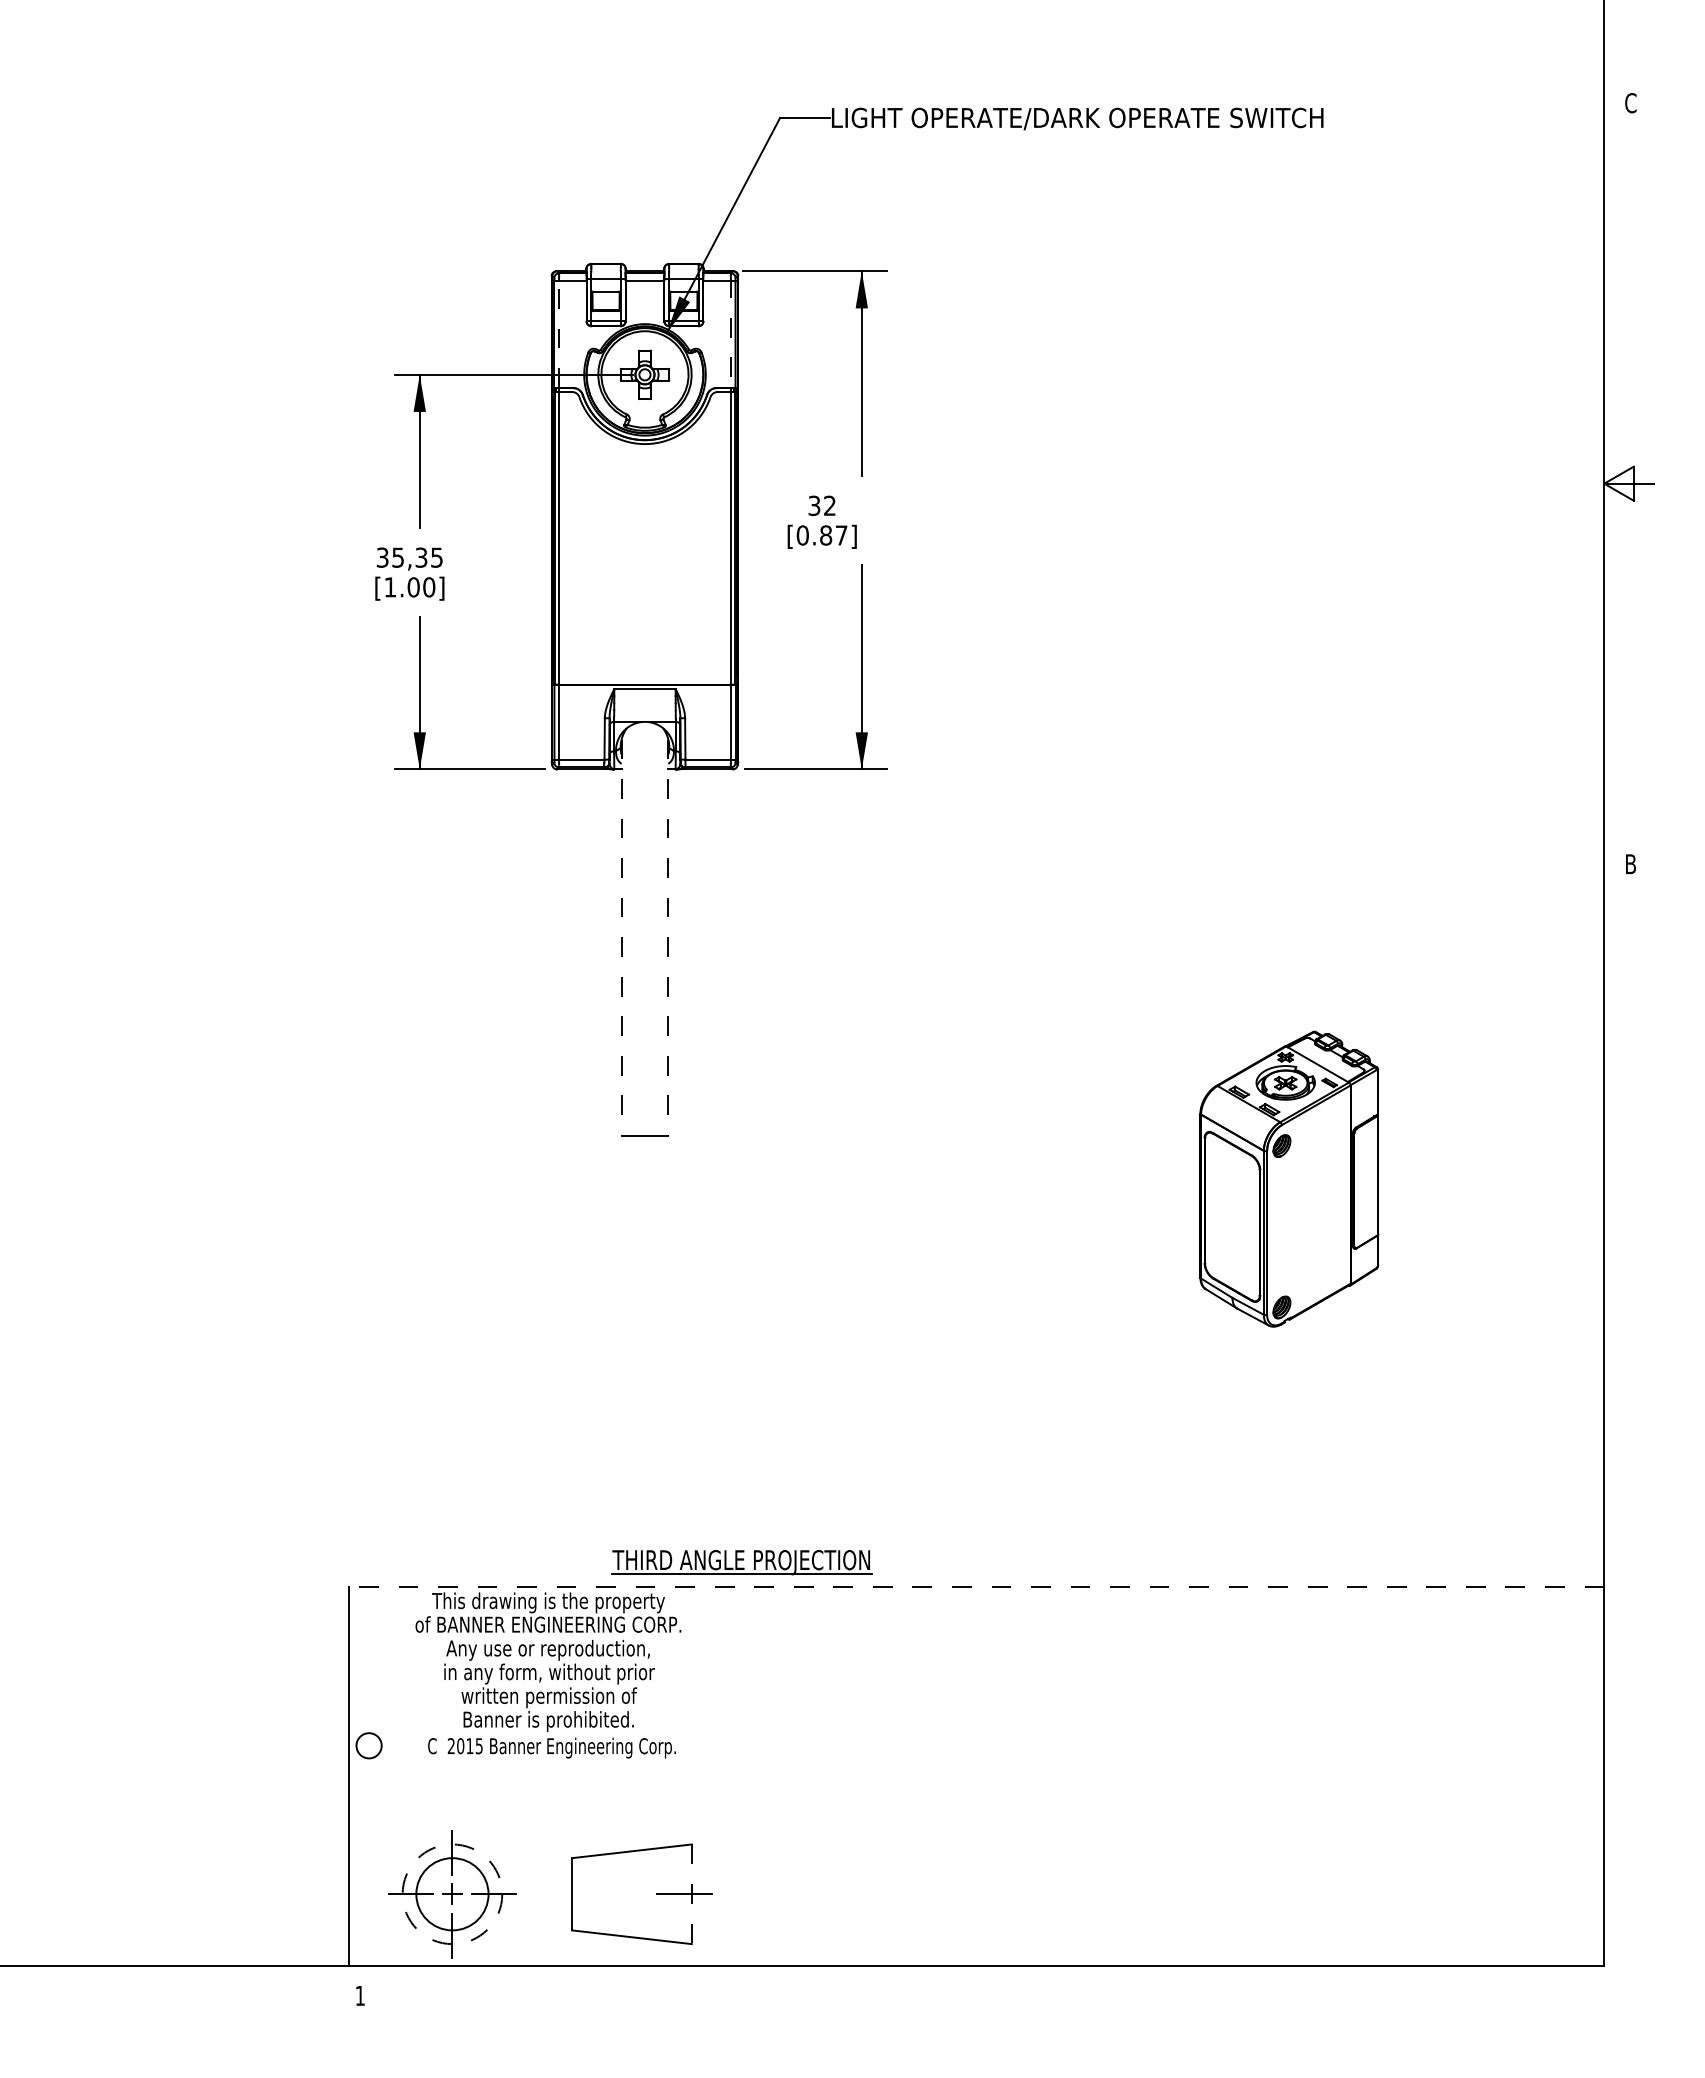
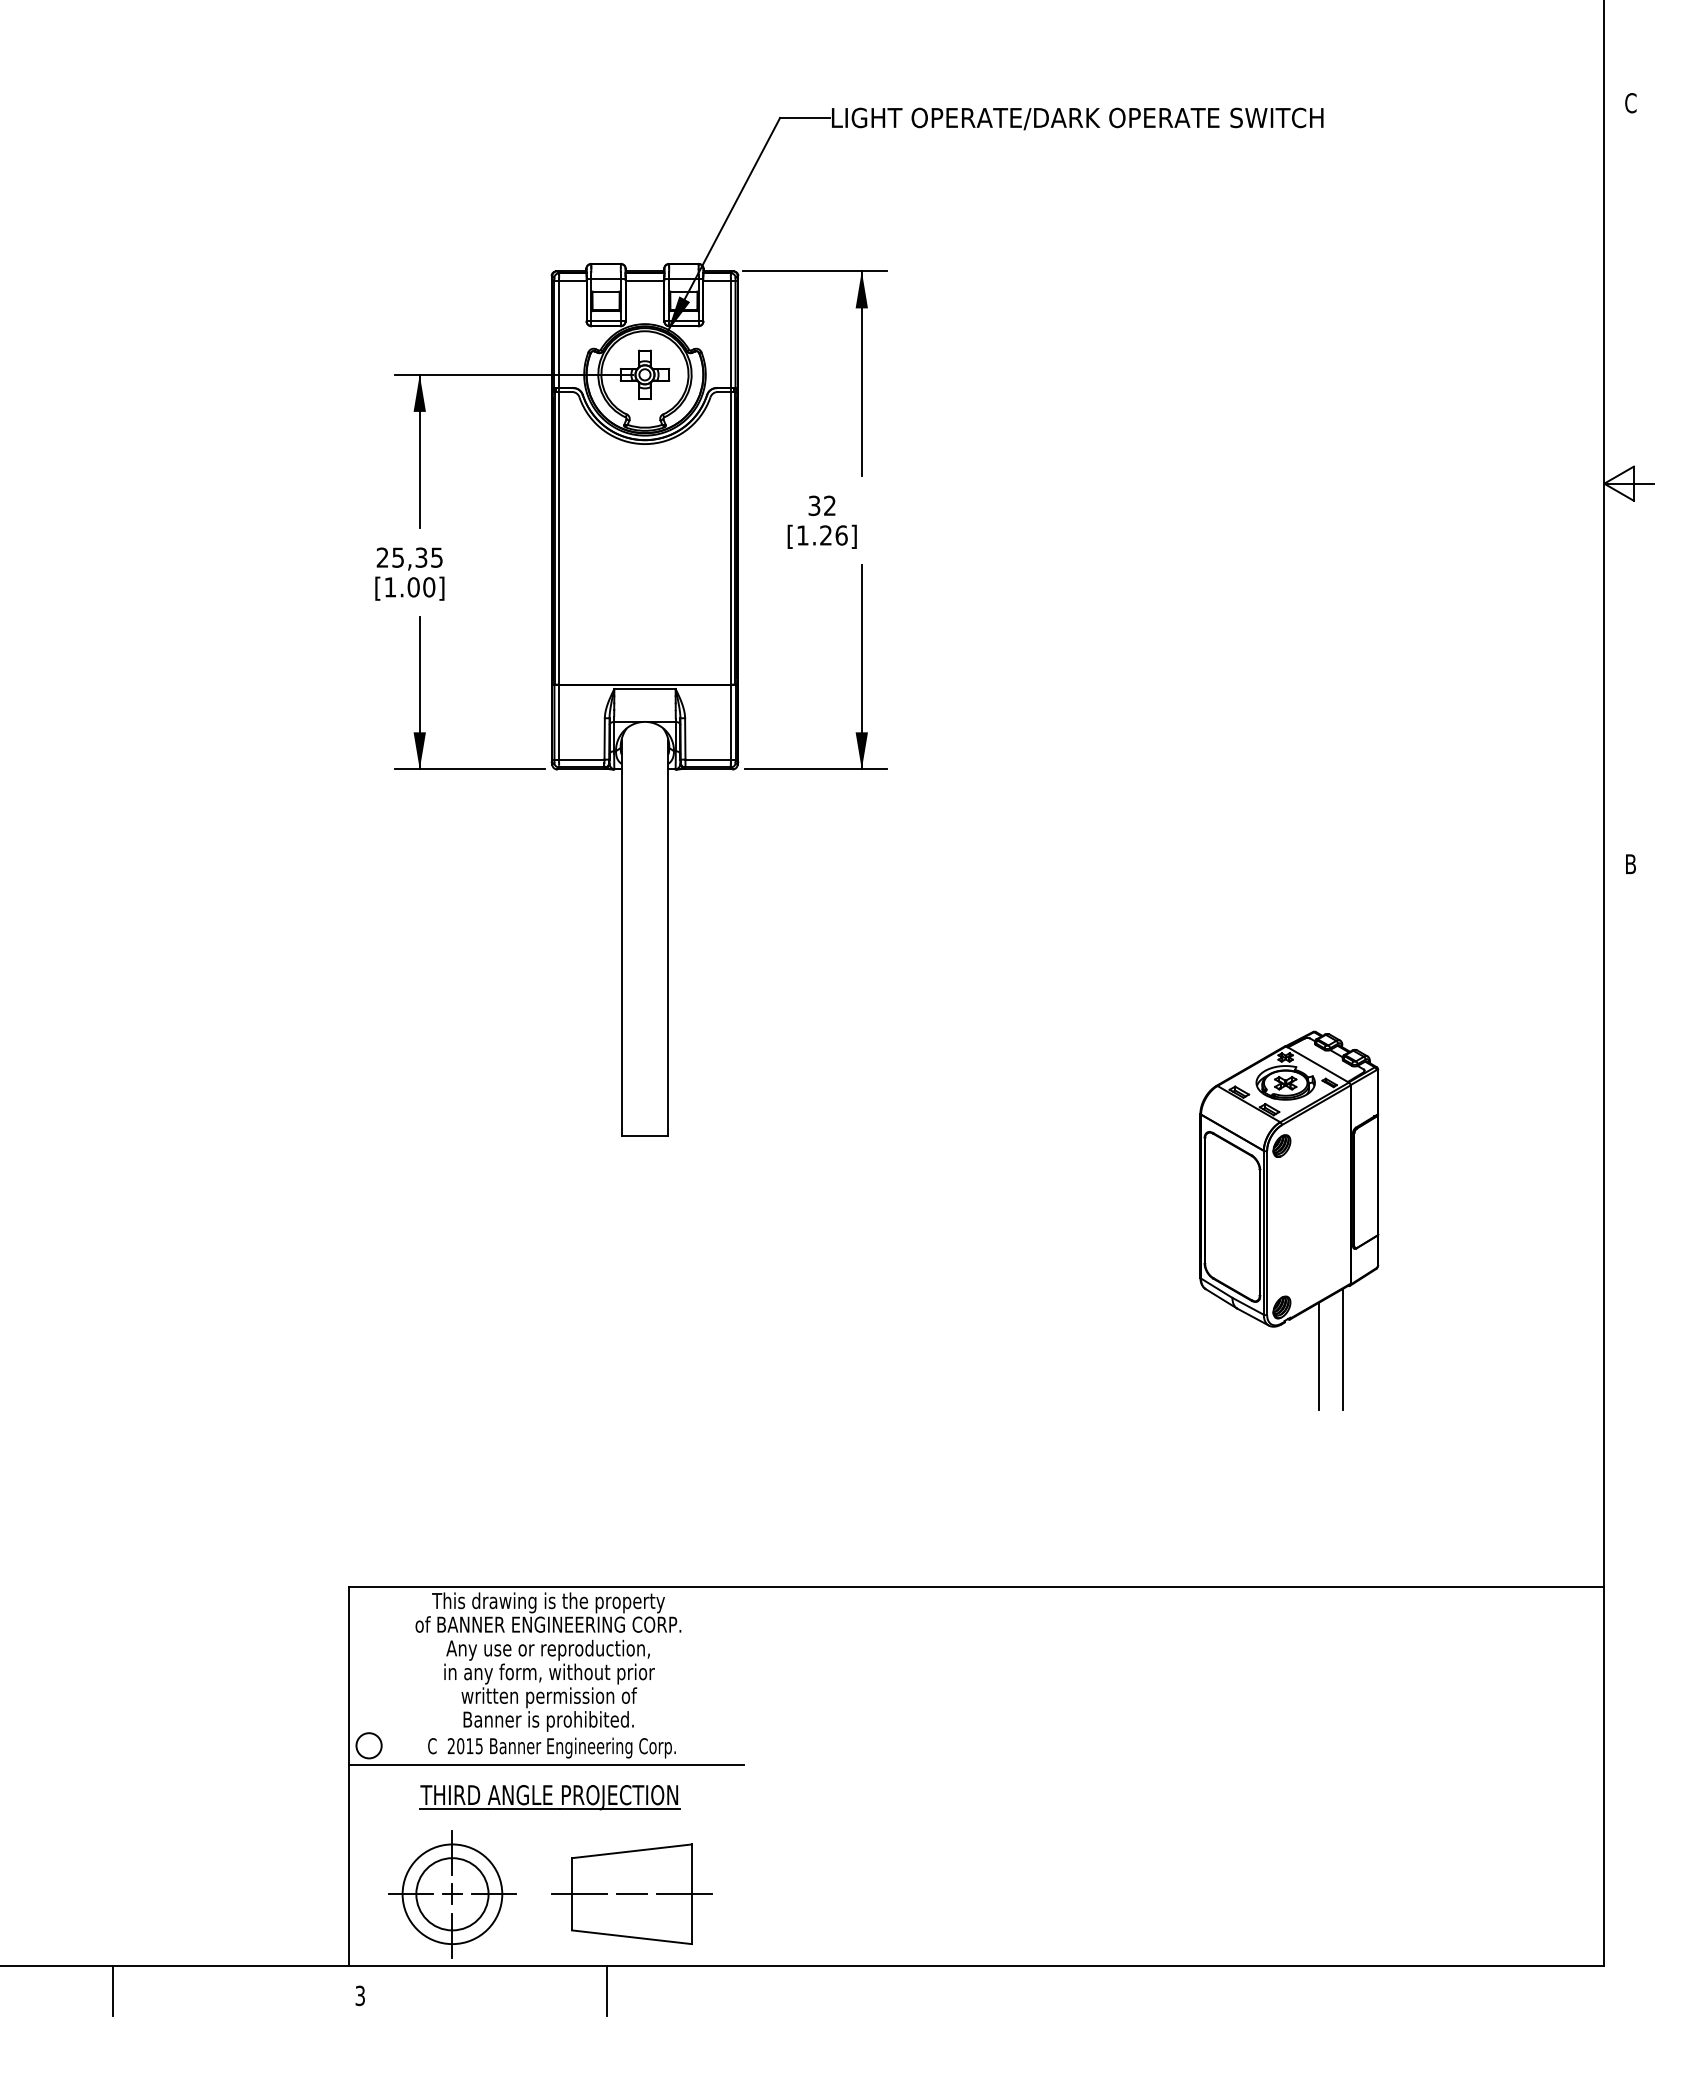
line: dashed -> solid (730, 333)
line: dashed -> solid (559, 334)
text: [0.87] -> [1.26] (821, 535)
text: 35,35 -> 25,35 (382, 557)
line: dashed -> solid (621, 938)
line: dashed -> solid (668, 938)
line: none -> present (1342, 1349)
line: none -> present (1319, 1355)
part position: (741, 1562) -> (549, 1797) (549, 1797)
line: dashed -> solid (976, 1586)
line: none -> present (546, 1764)
circle: dashed -> solid (452, 1894)
line: none -> present (579, 1894)
line: none -> present (631, 1894)
line: dashed -> solid (691, 1894)
line: none -> present (113, 1990)
line: none -> present (607, 1990)
text: 1 -> 3 (359, 1995)
